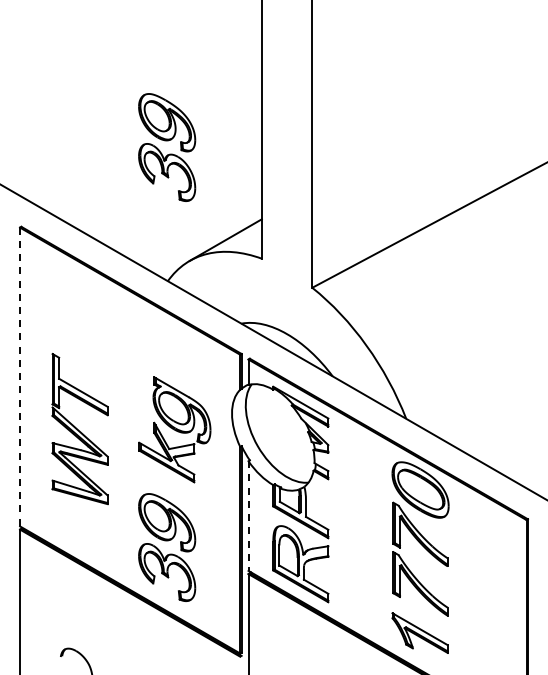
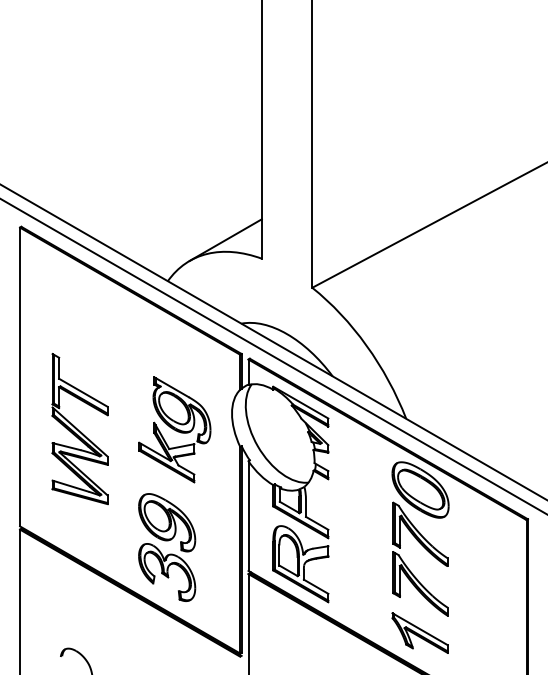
part: present -> none (167, 147)
line: none -> present (273, 356)
line: dashed -> solid (20, 377)
line: dashed -> solid (248, 516)
